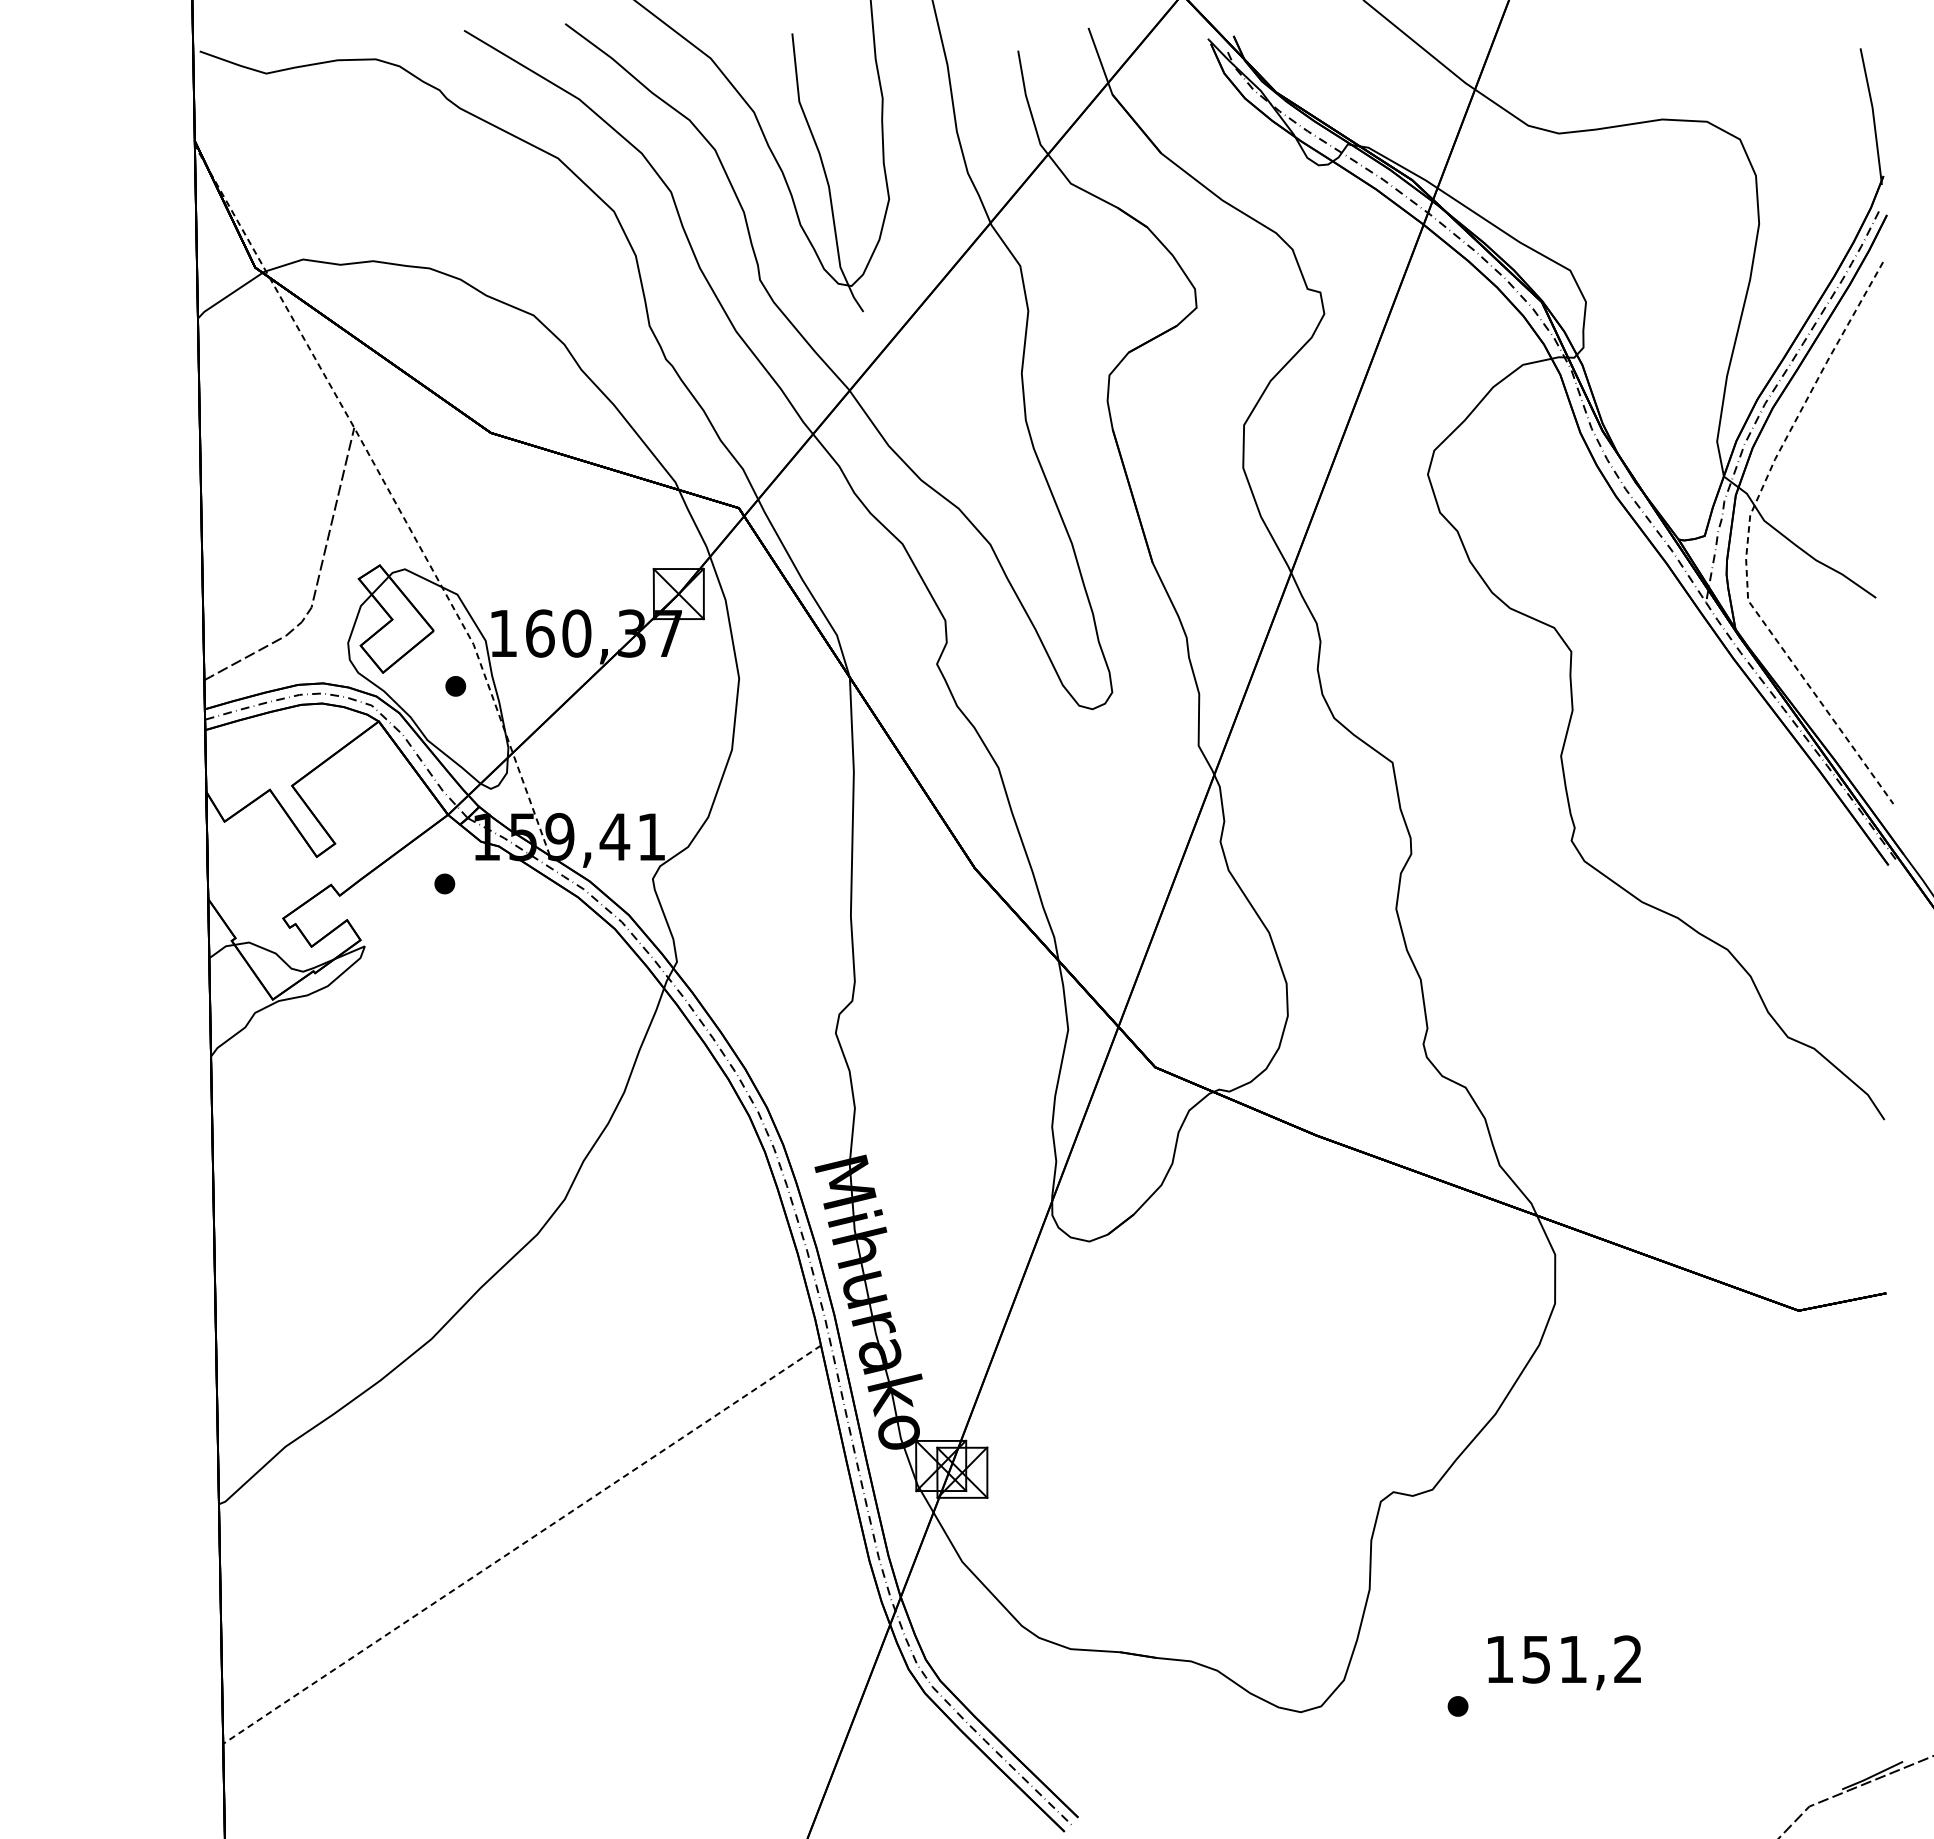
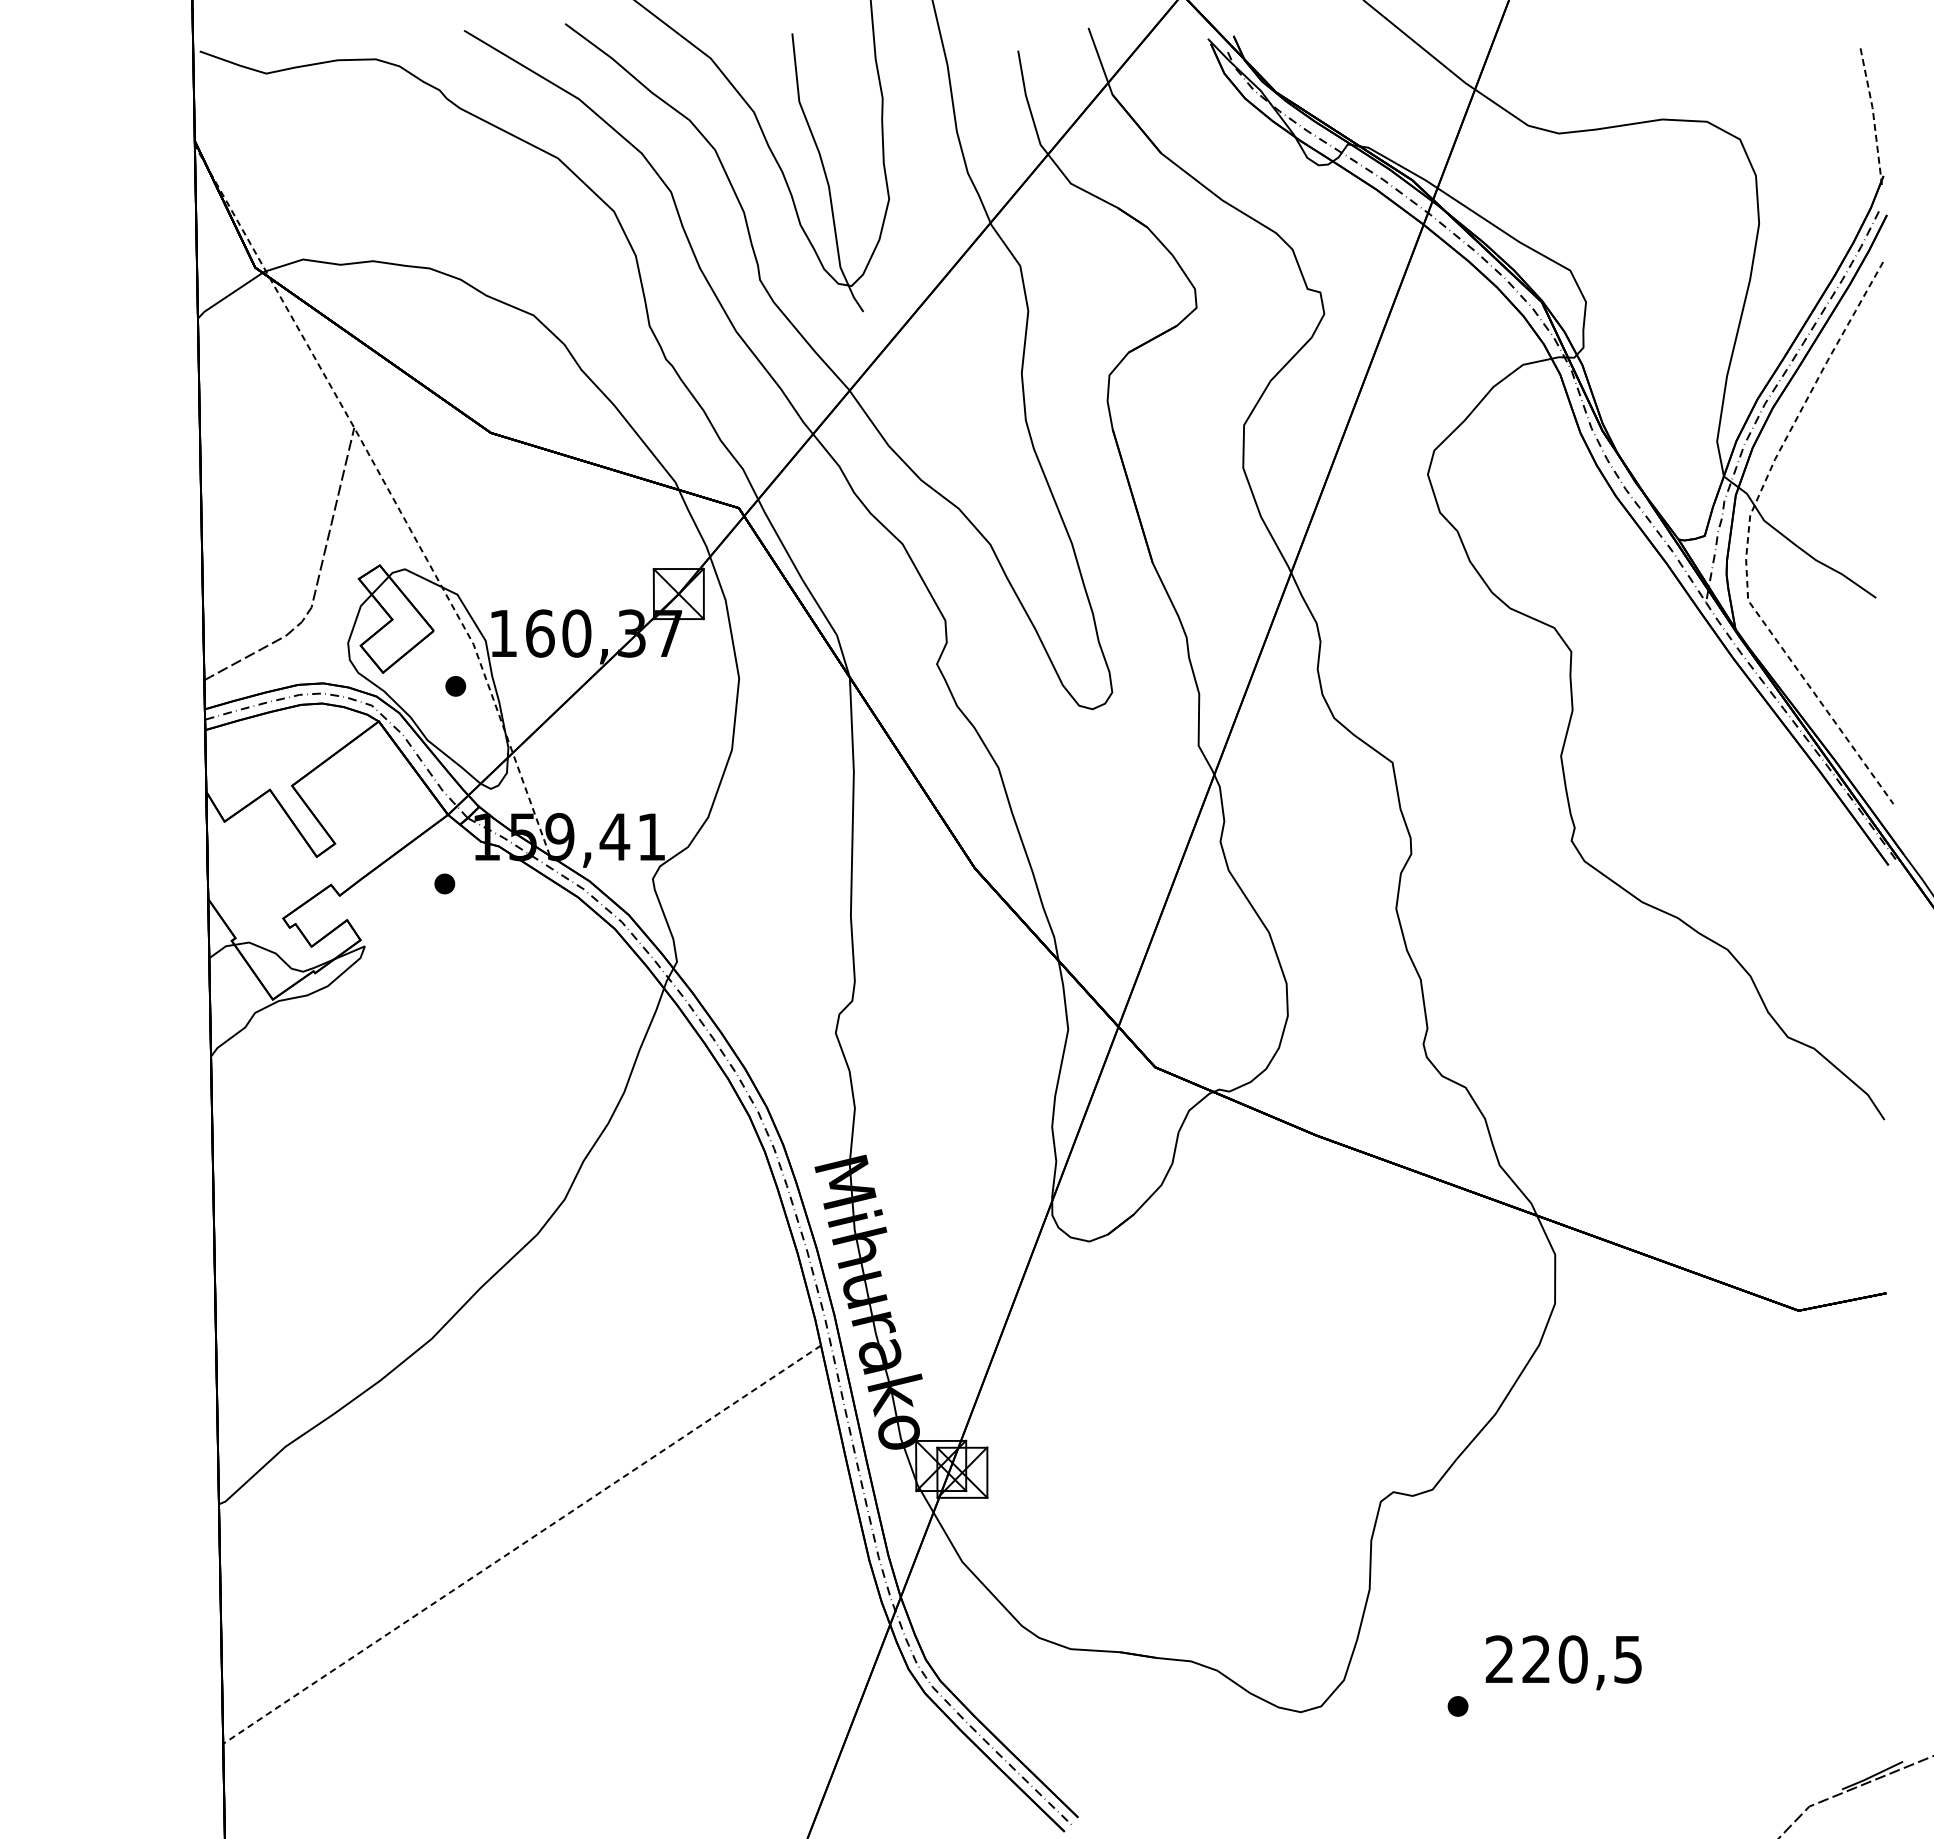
line: solid -> dashed (1873, 115)
text: 151,2 -> 220,5 (1563, 1659)
